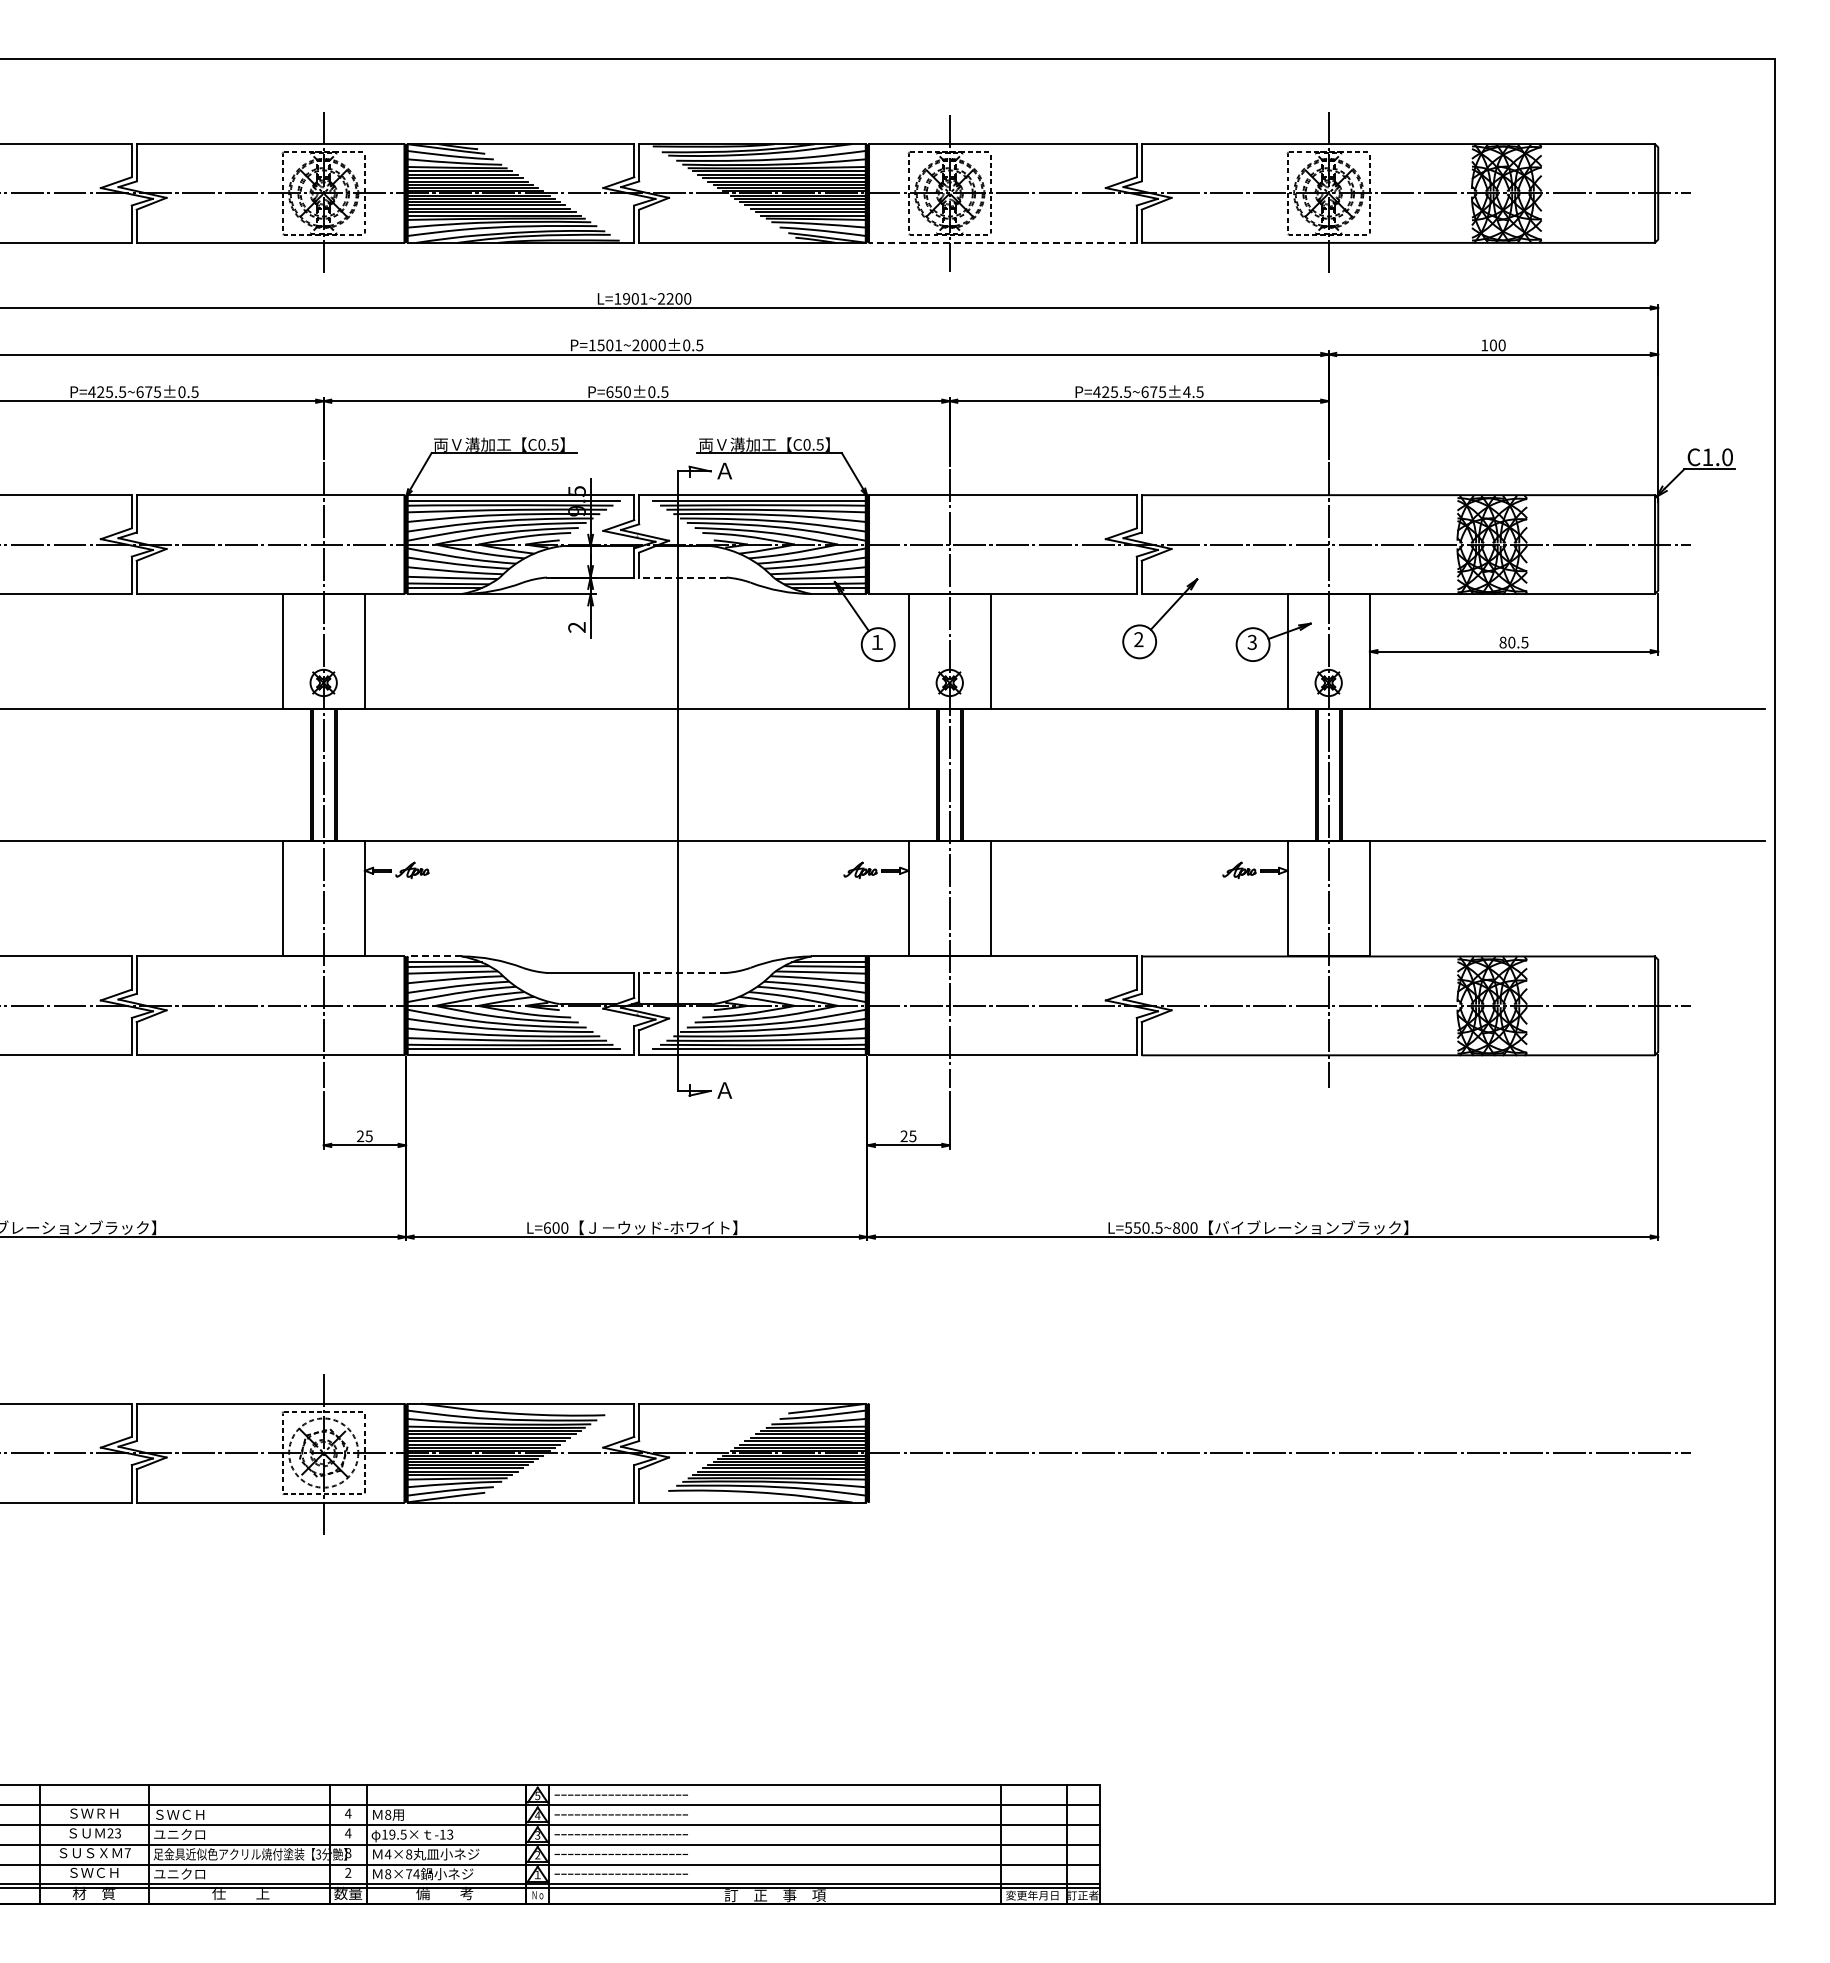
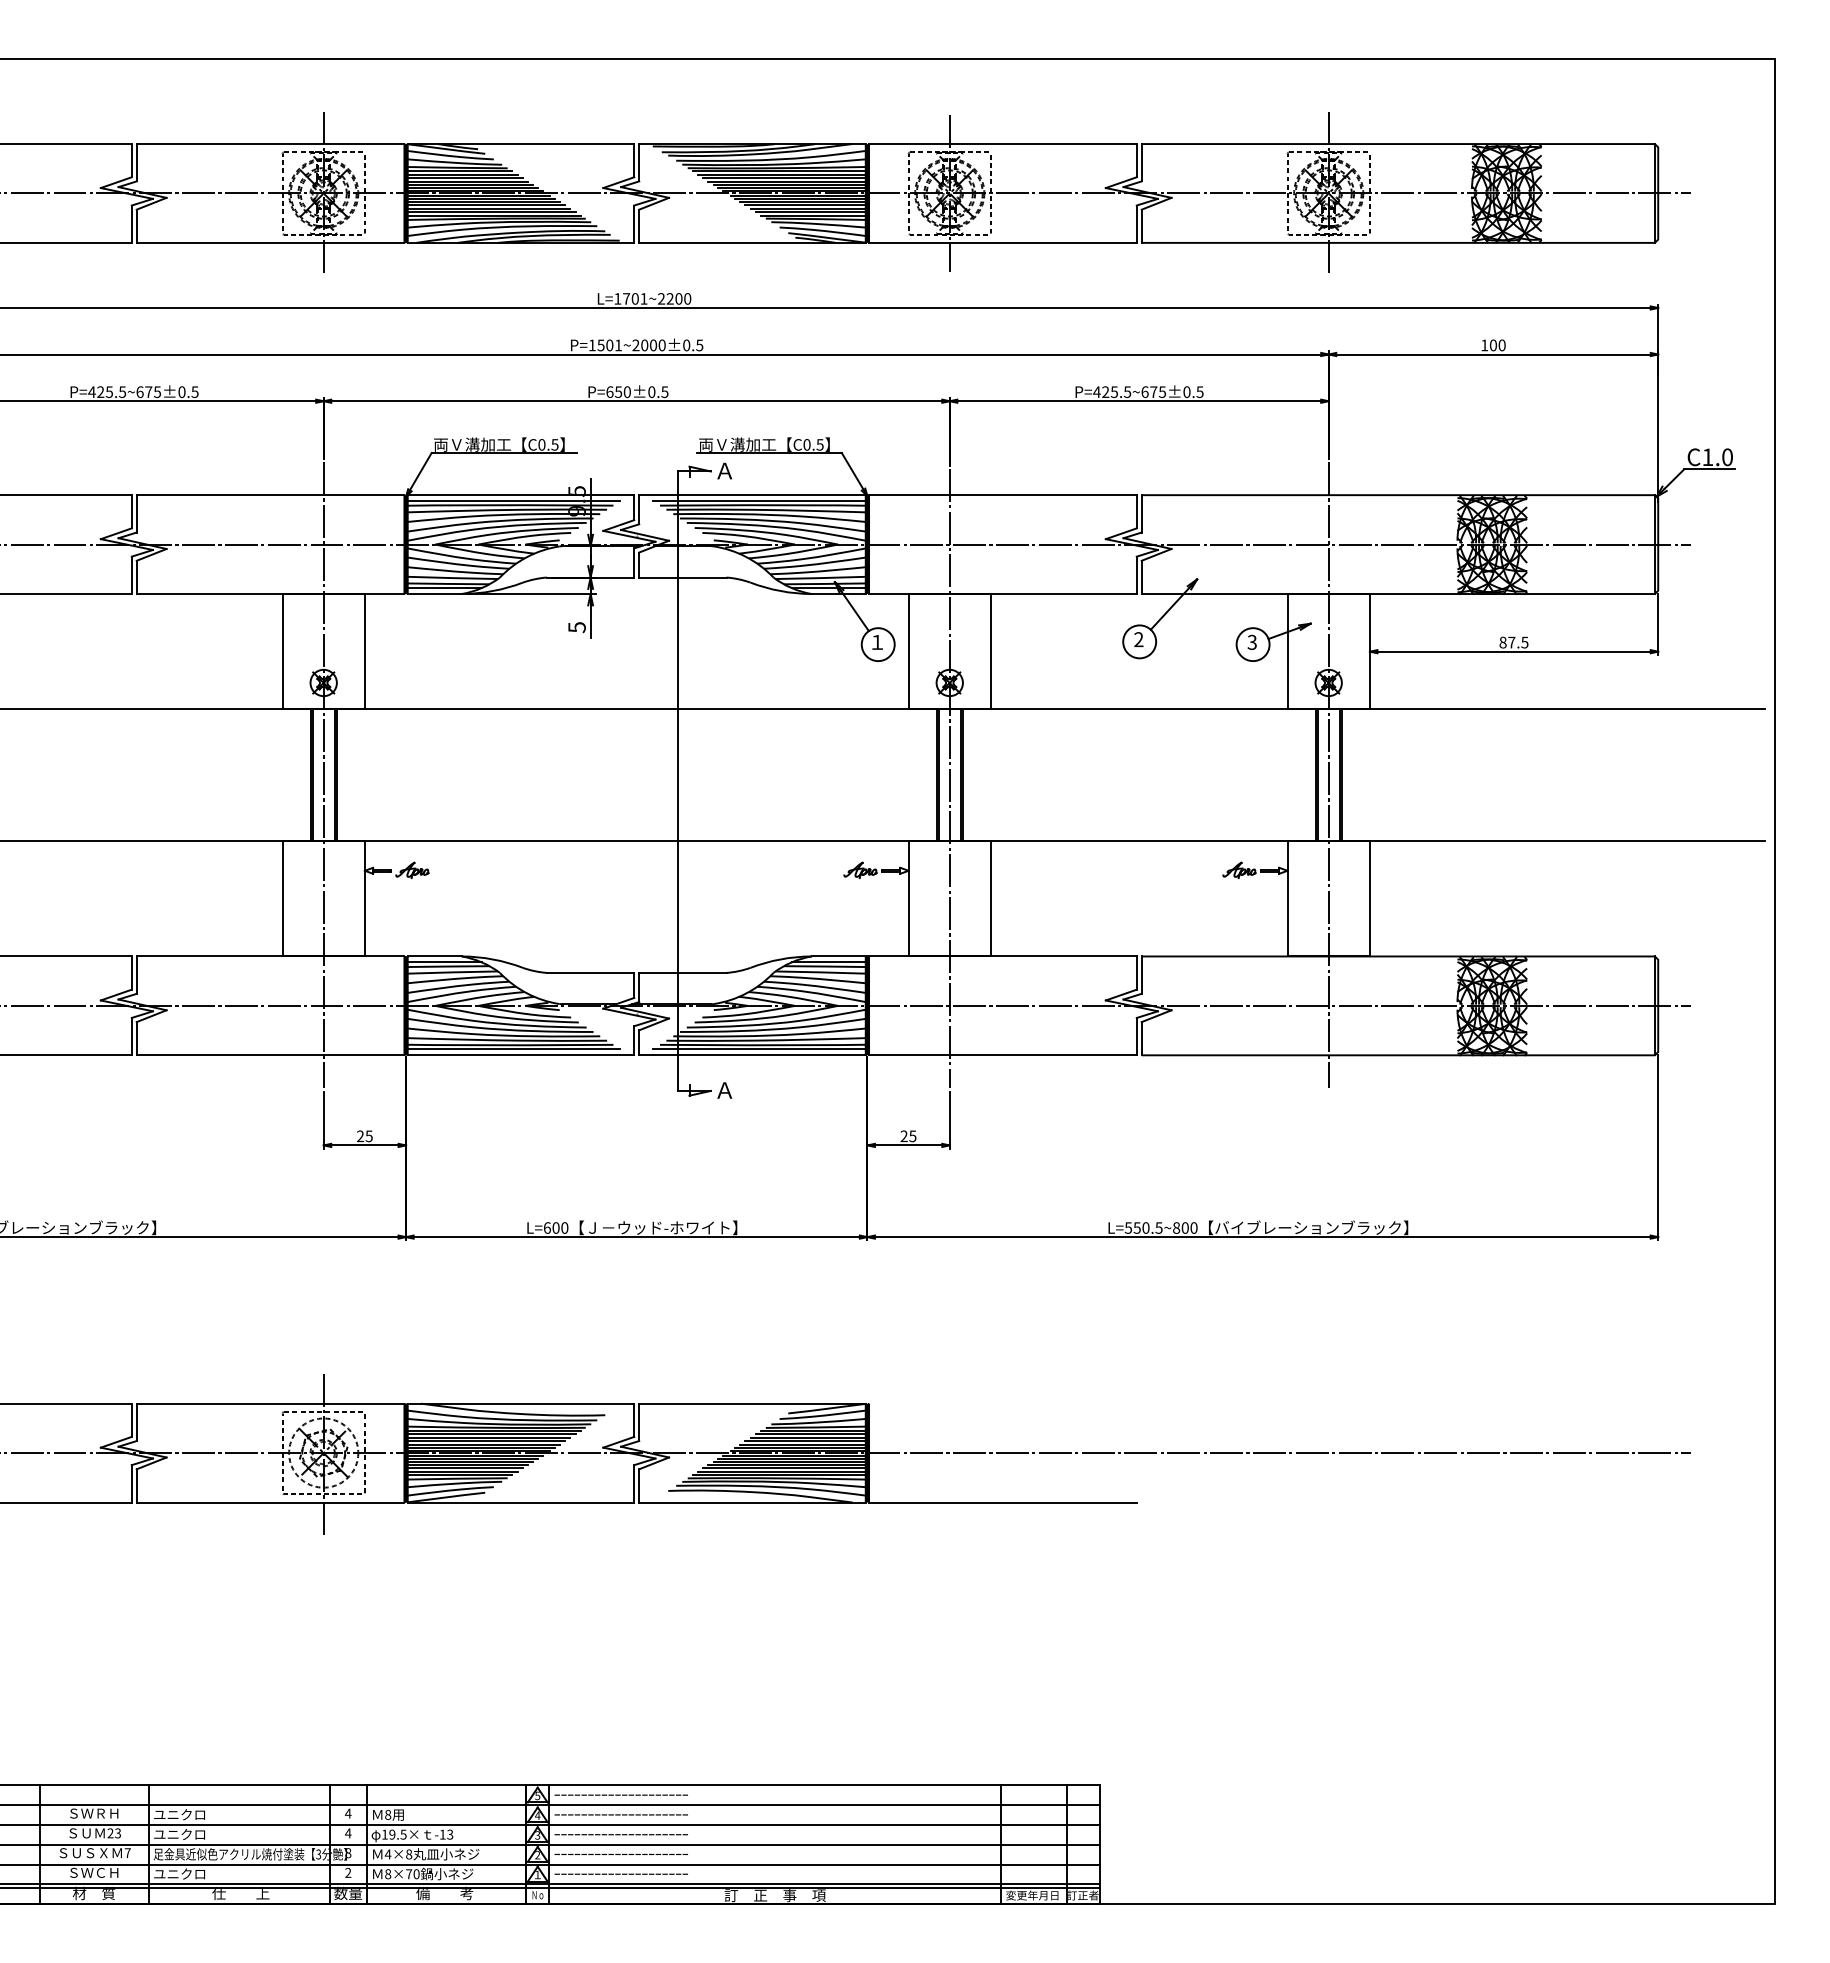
line: dashed -> solid (1002, 242)
text: L=1901~2200 -> L=1701~2200 (626, 298)
text: P=425.5~675±4.5 -> P=425.5~675±0.5 (1186, 391)
line: dashed -> solid (682, 577)
text: 2 -> 5 (576, 627)
text: 80.5 -> 87.5 (1511, 642)
line: dashed -> solid (434, 956)
line: dashed -> solid (682, 972)
line: none -> present (1002, 1502)
text: ＳＷＣＨ -> ユニクロ (179, 1814)
text: 8×74 -> 8×70 (416, 1874)
